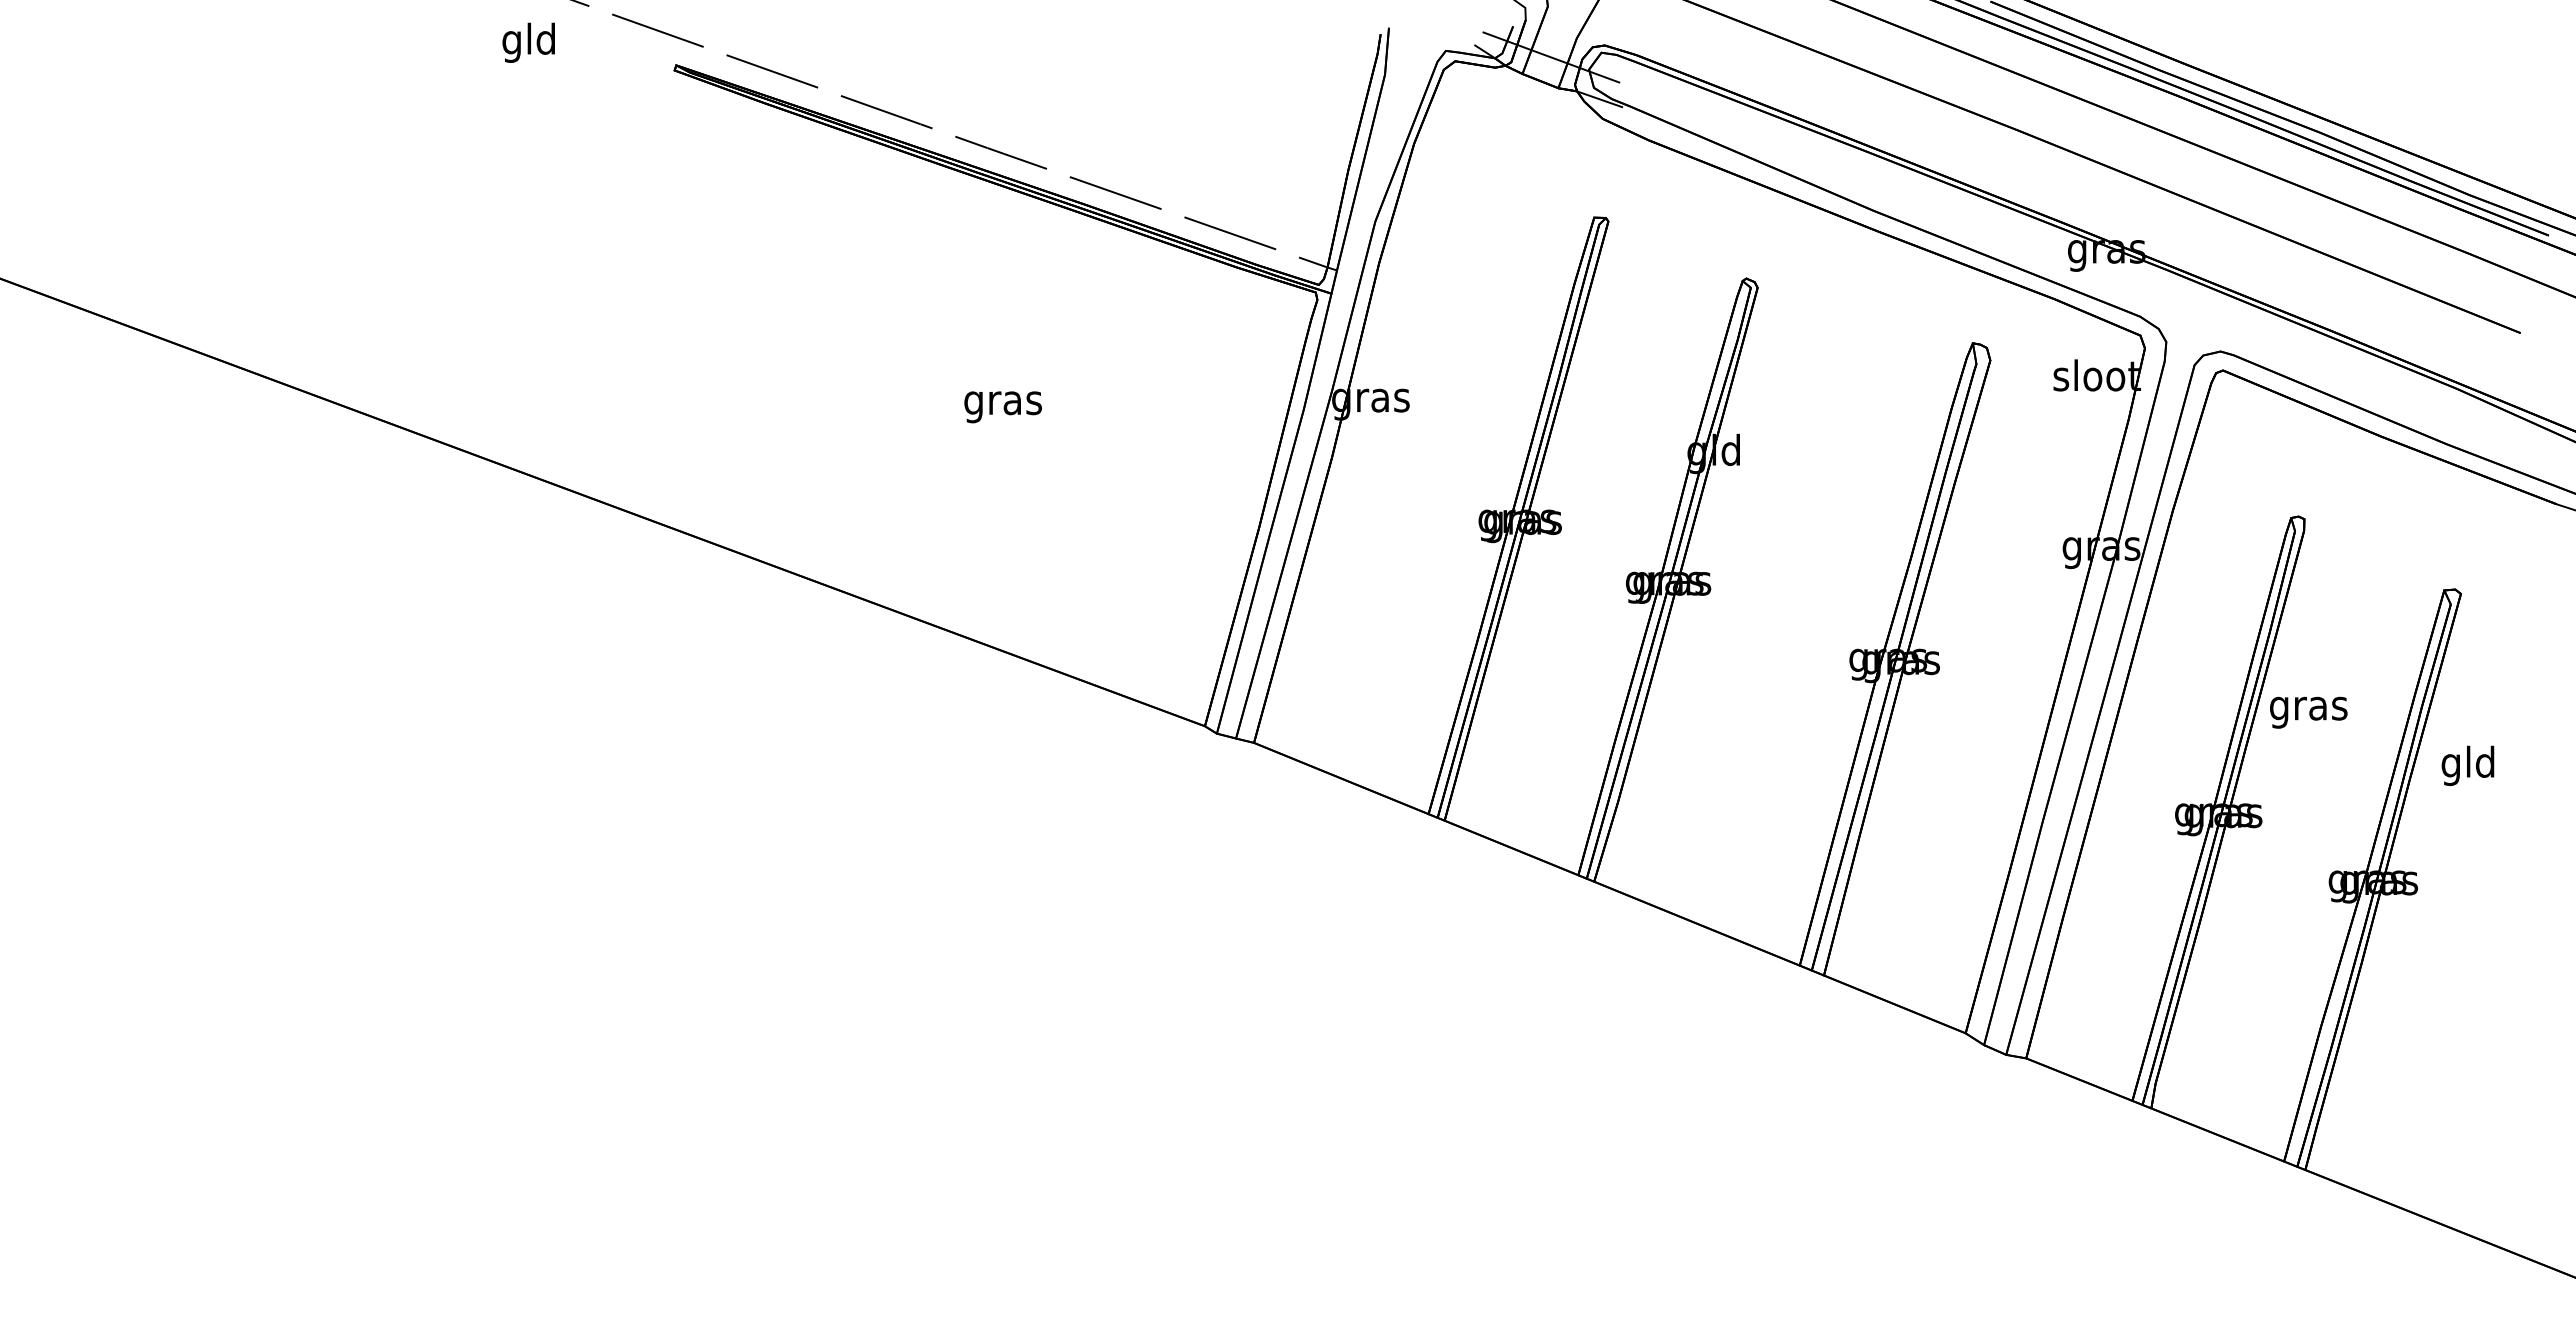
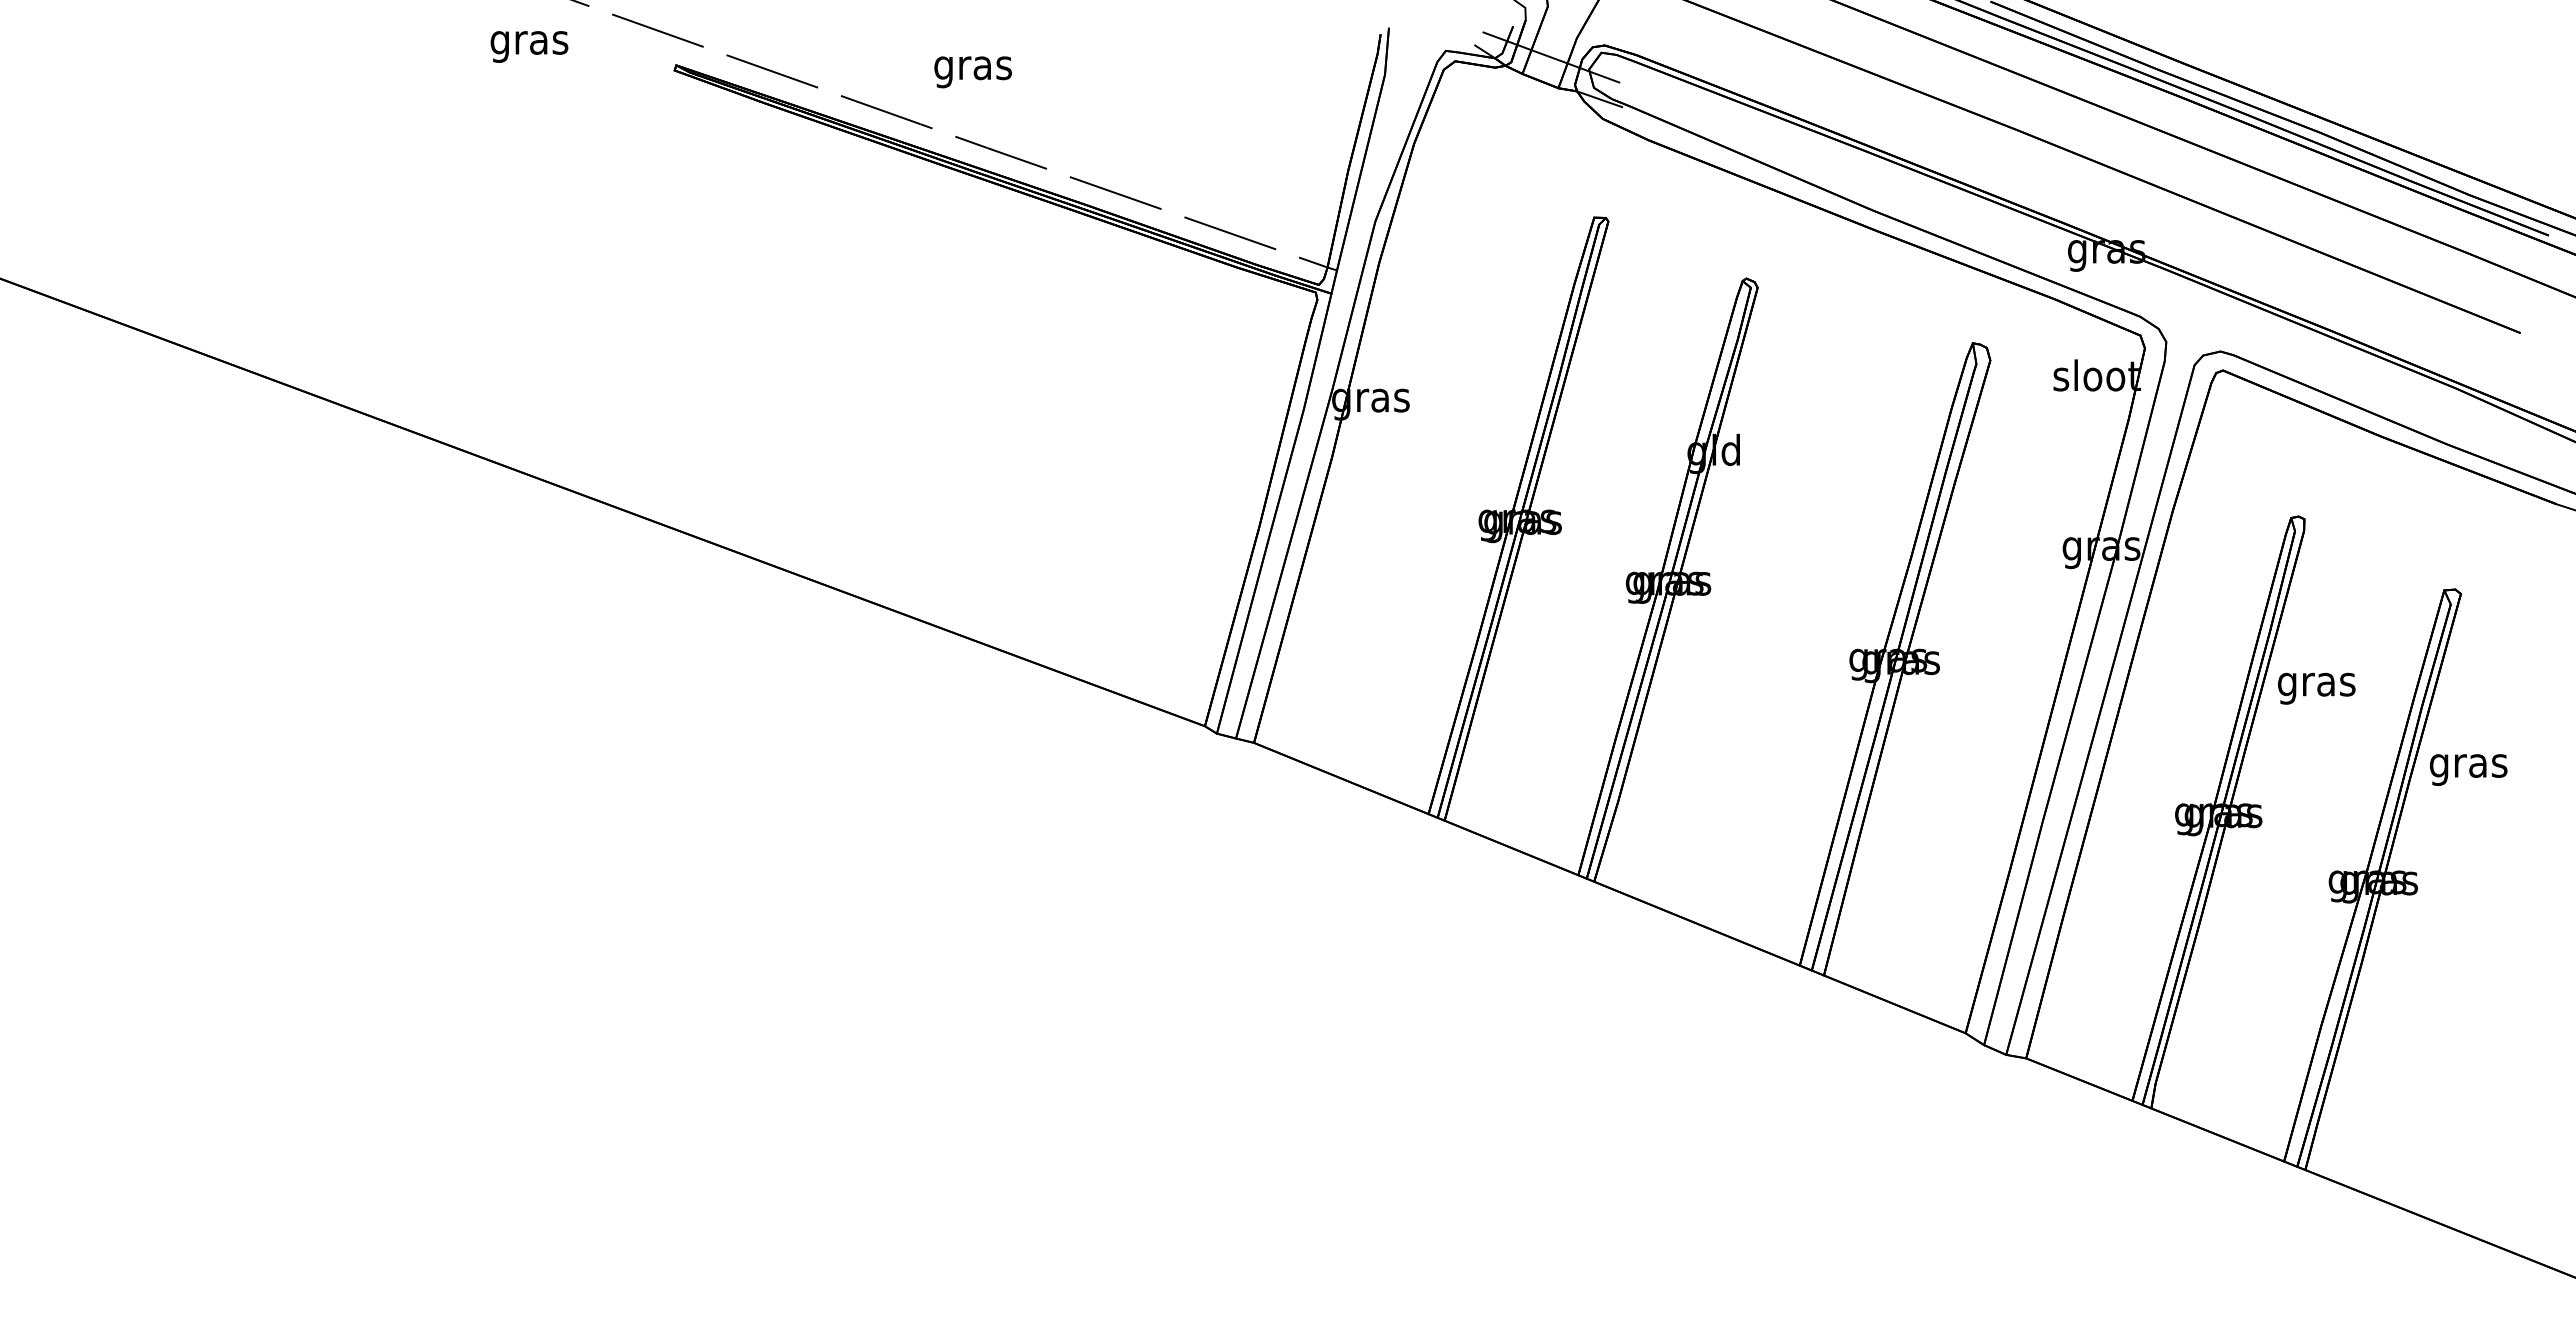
text: gld -> gras (529, 42)
text position: (1002, 407) -> (972, 72) (972, 72)
text position: (2308, 712) -> (2316, 688) (2316, 688)
text: gld -> gras (2468, 765)
